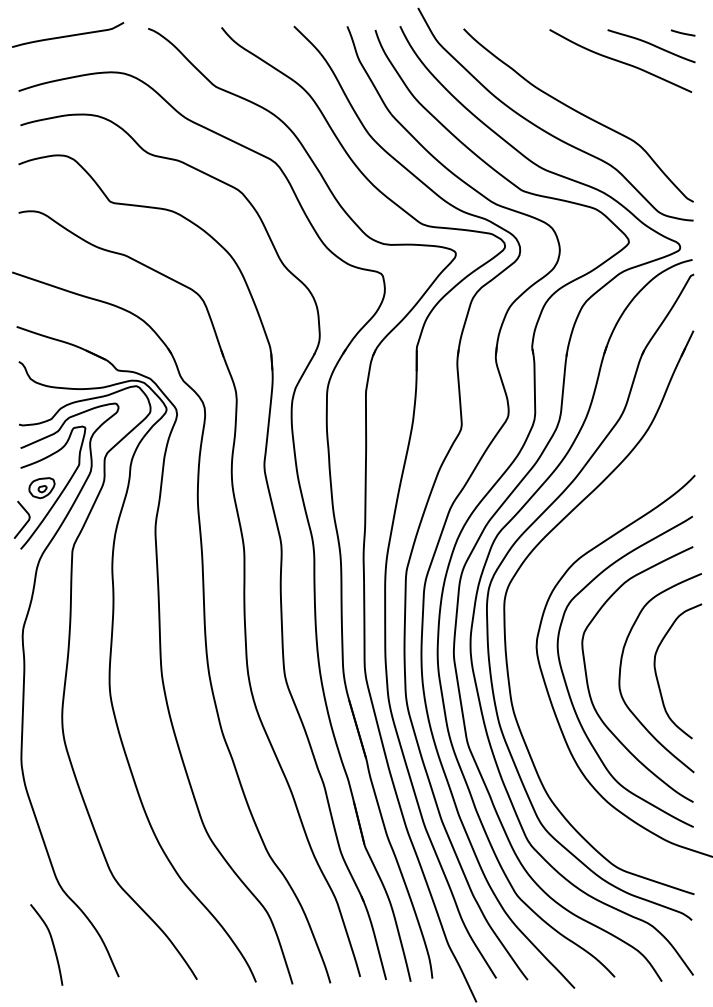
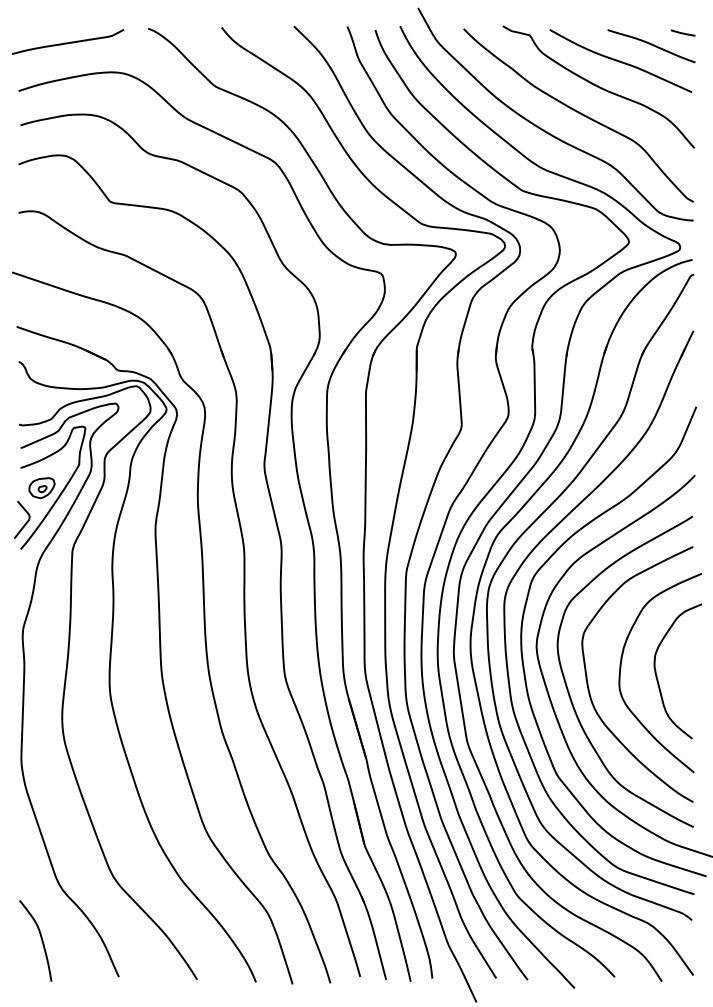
curve position: (68, 35) -> (68, 42) (68, 42)
curve: none -> present (598, 86)
curve: none -> present (522, 641)
curve position: (51, 942) -> (40, 938) (40, 938)
